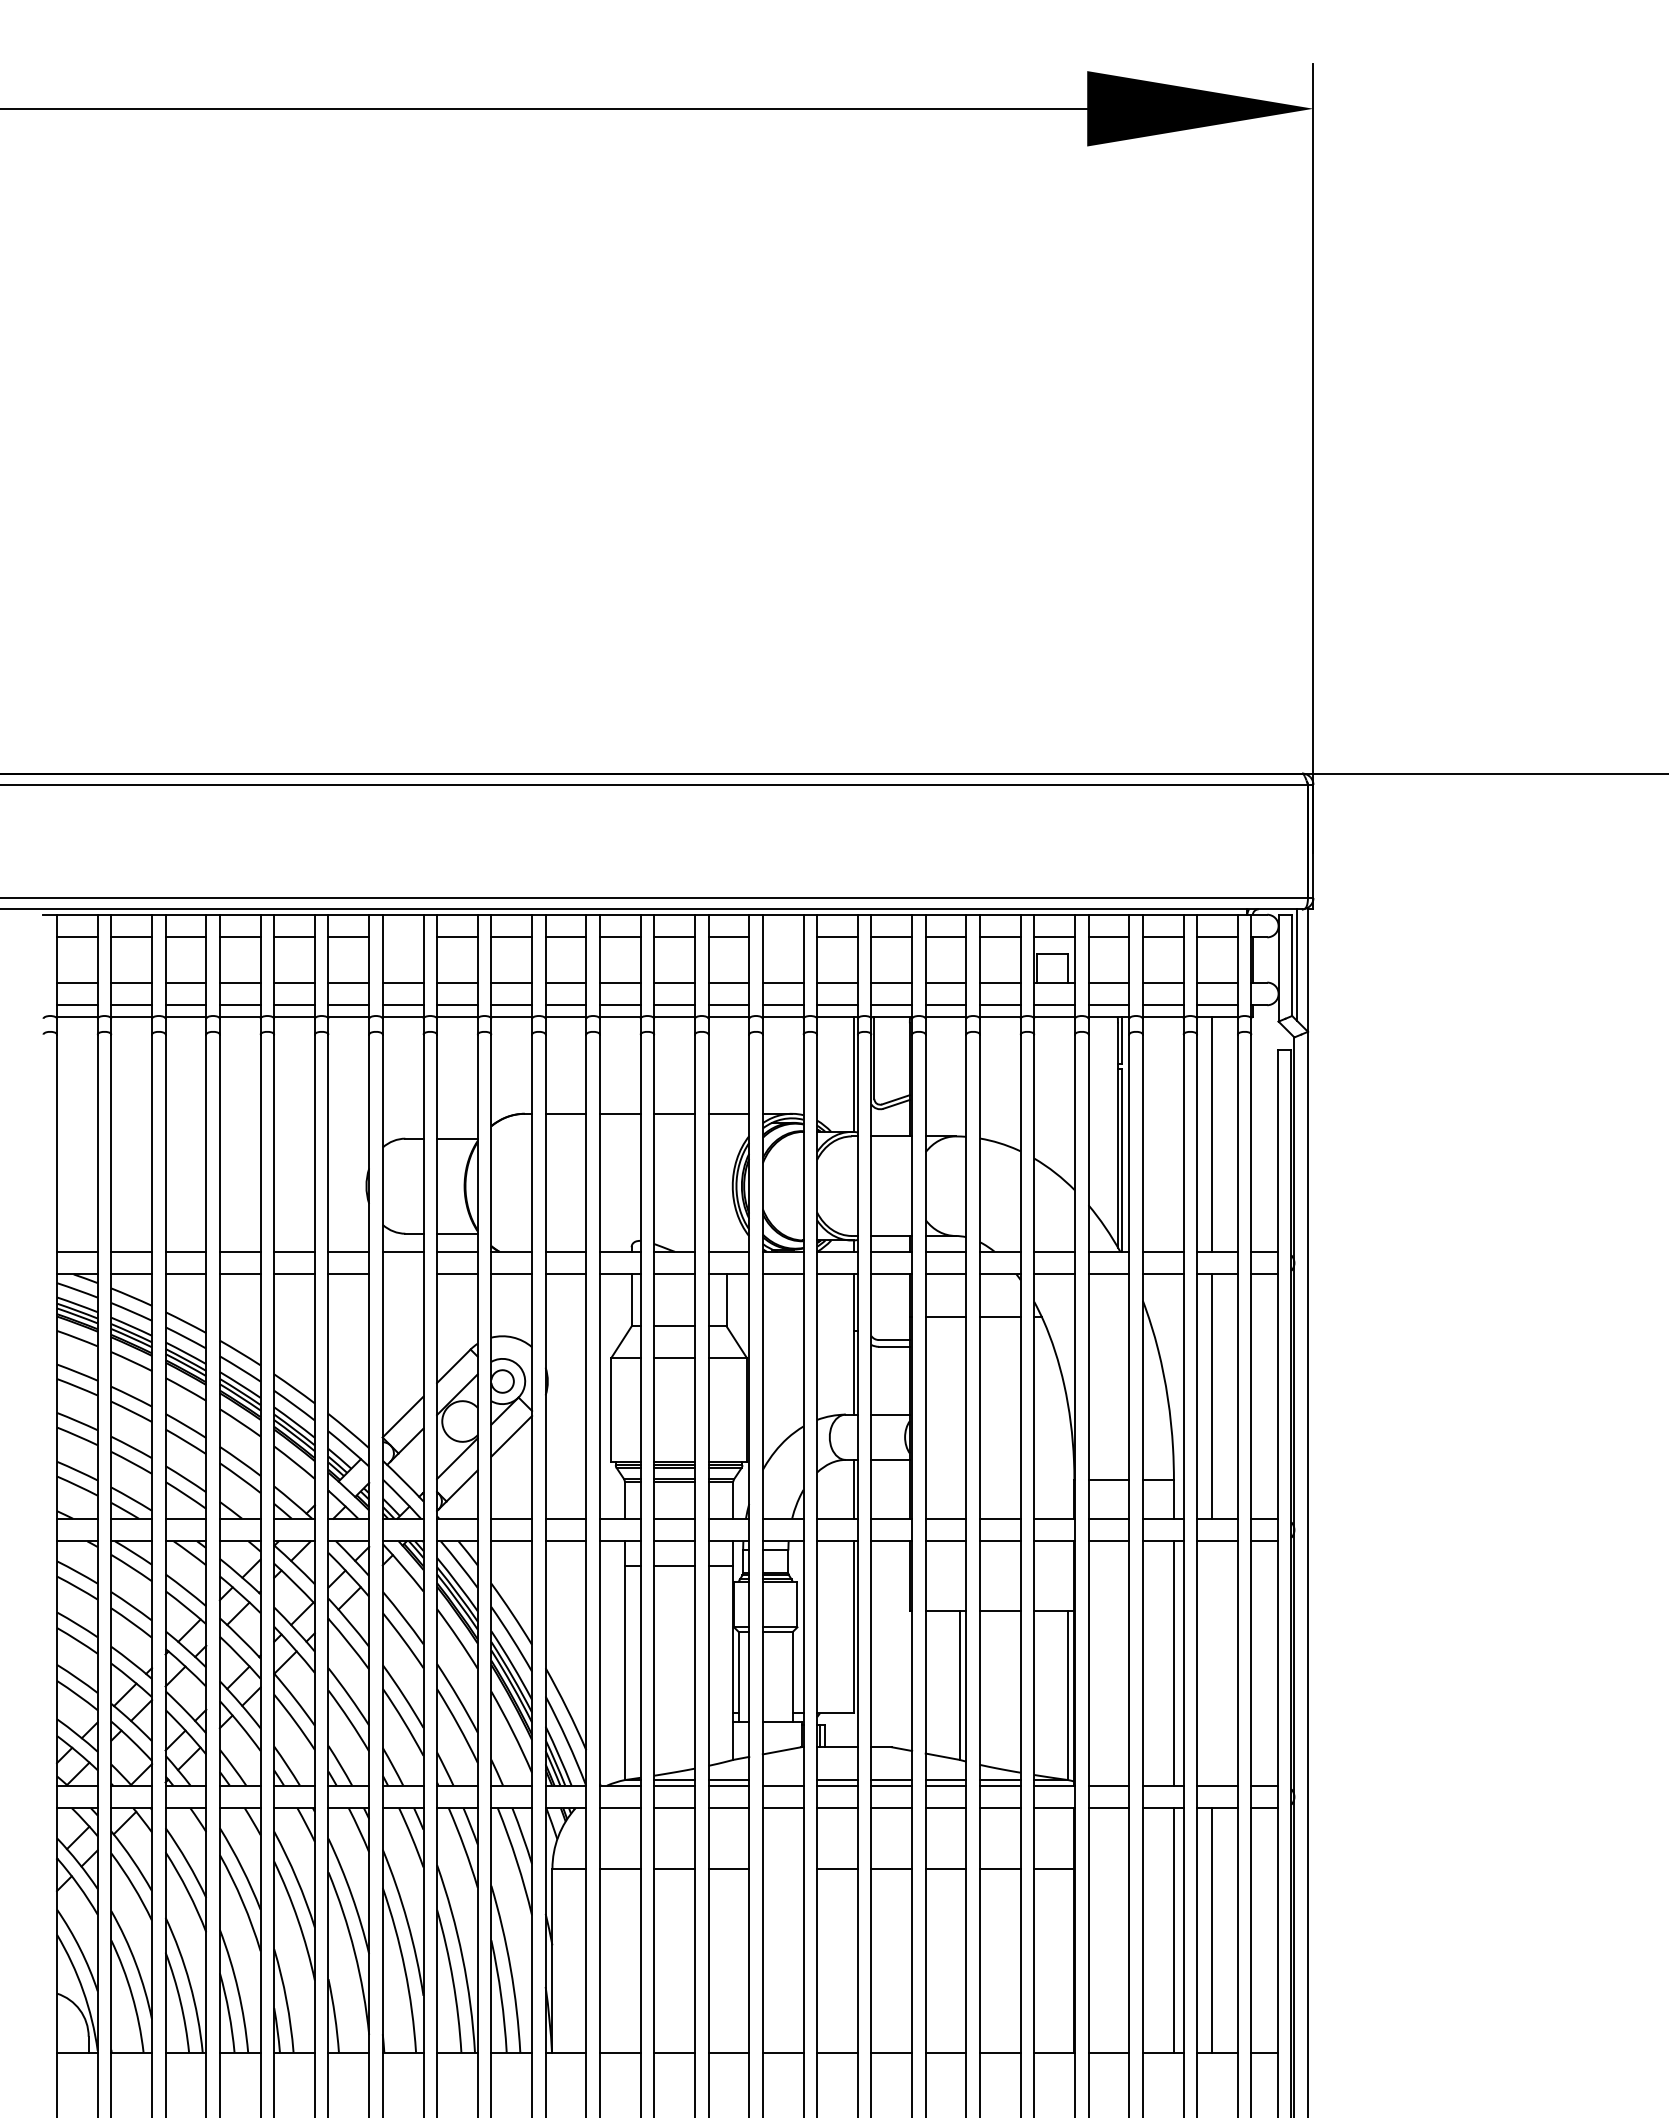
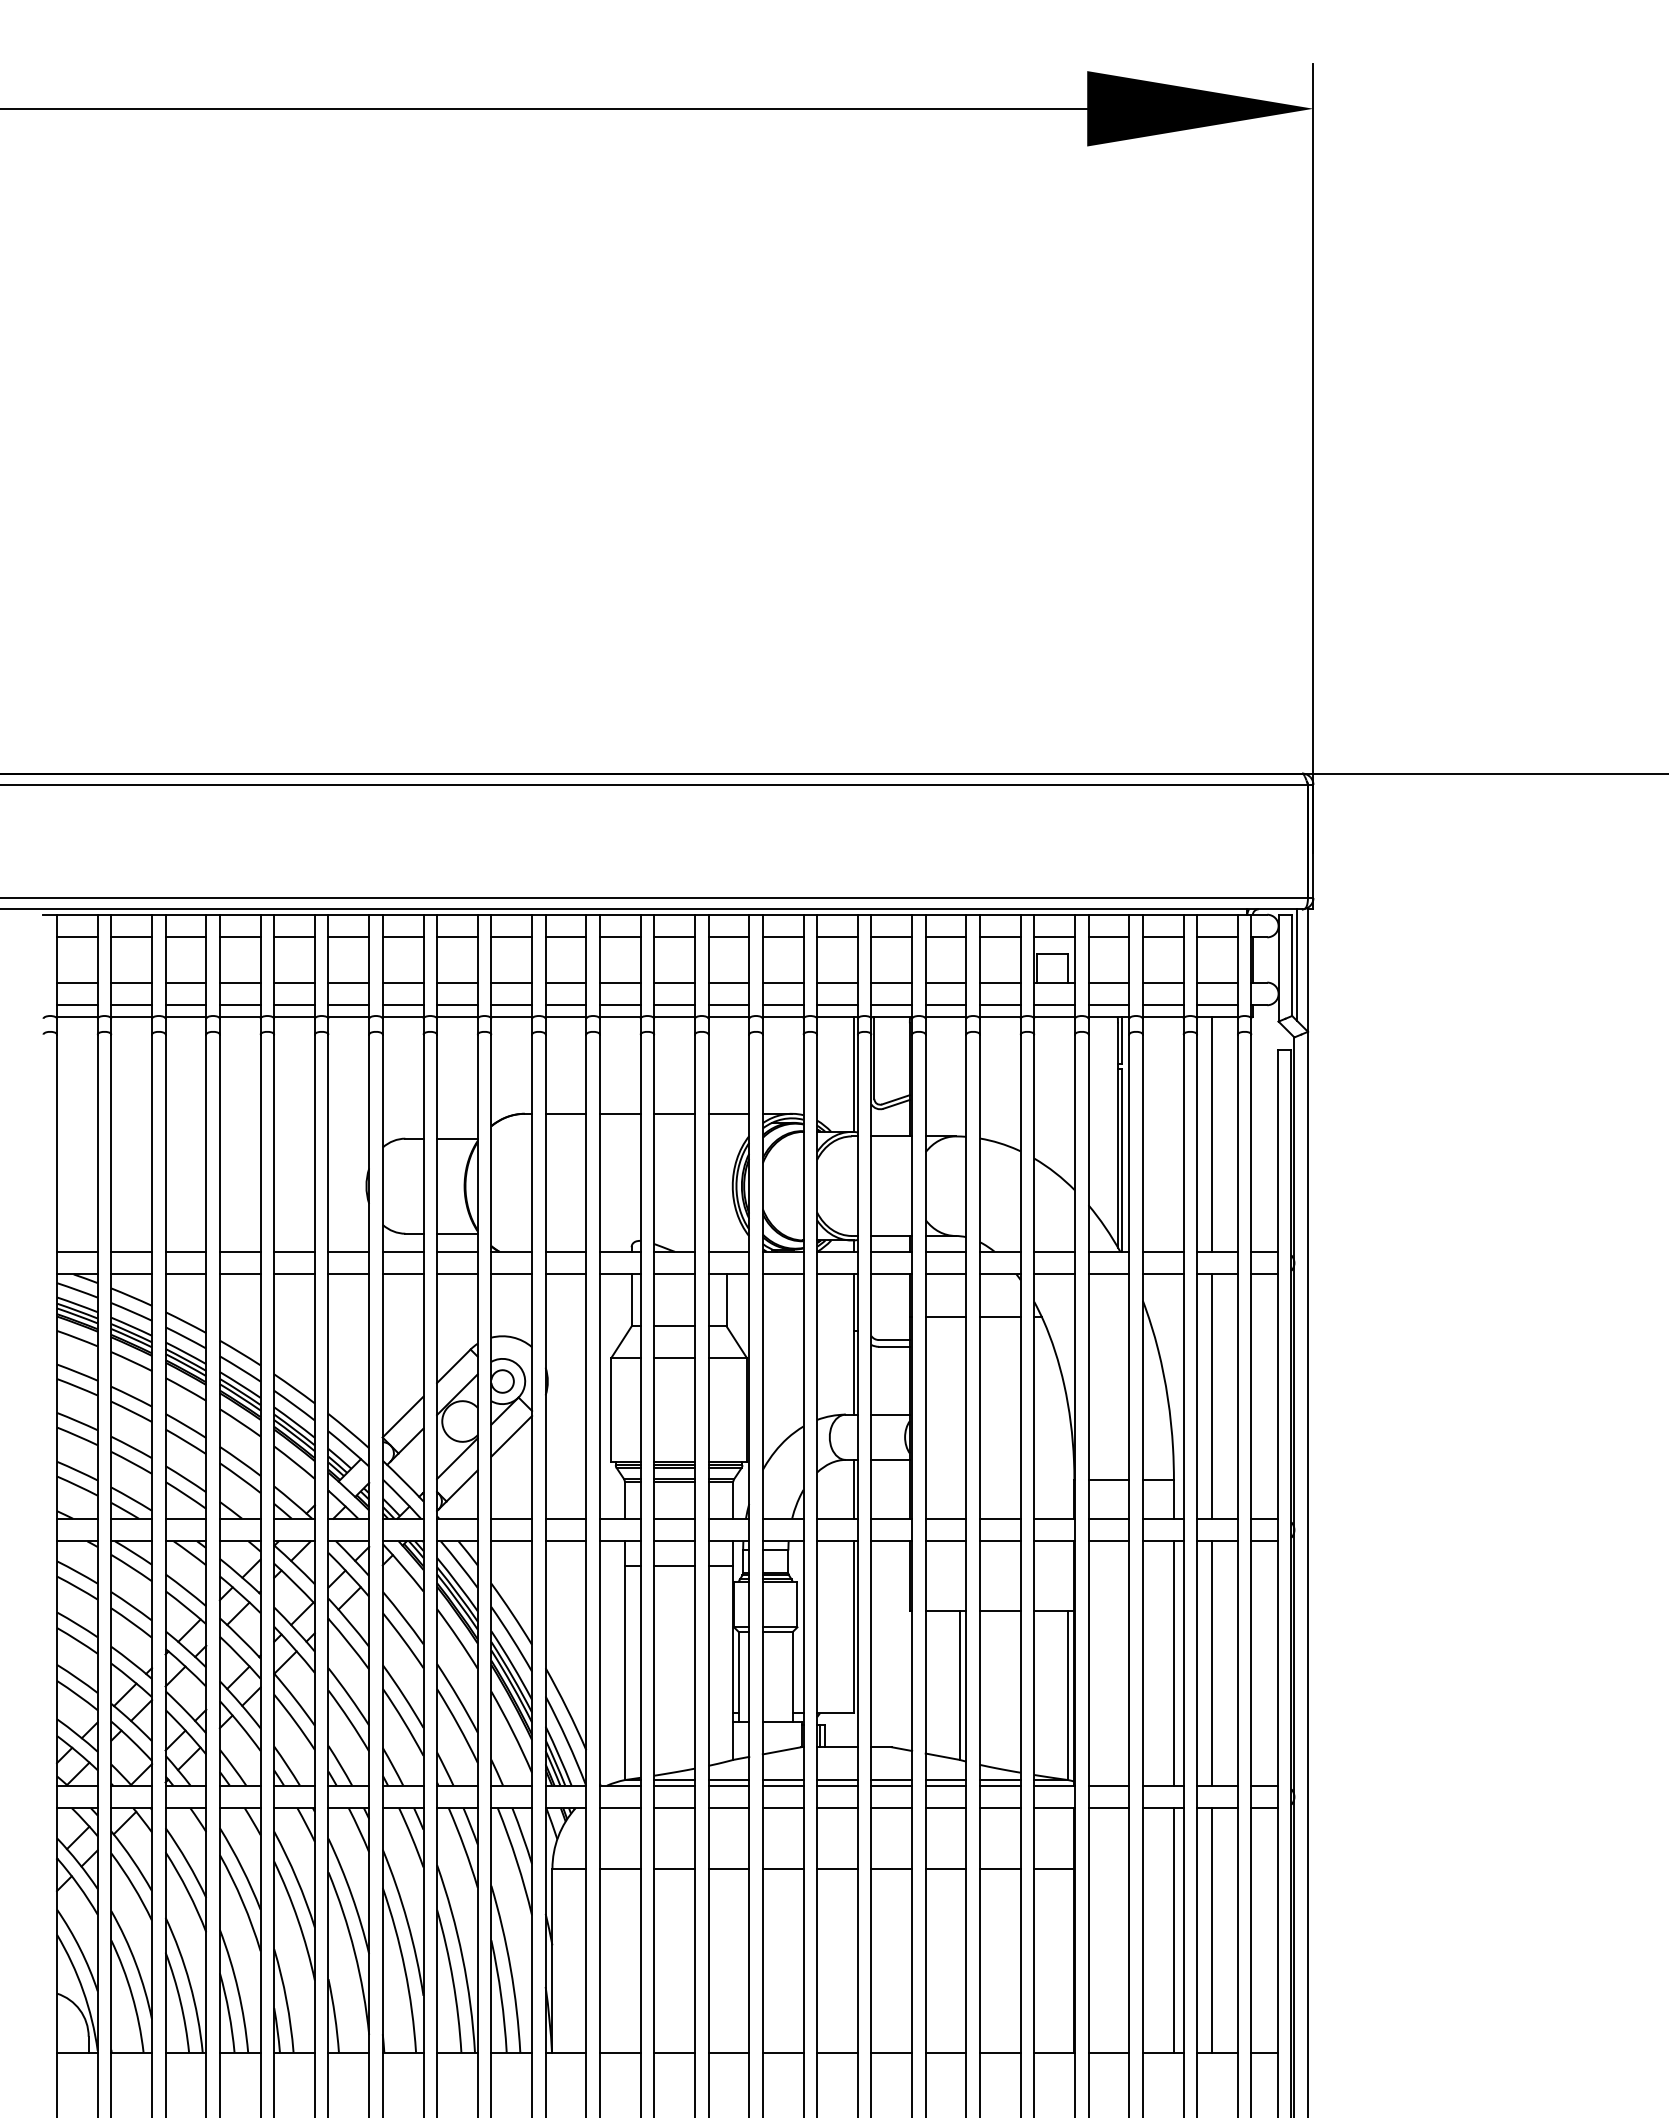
line: none -> present (402, 937)
line: none -> present (782, 937)
line: none -> present (402, 1274)
line: none -> present (1212, 1663)
line: none -> present (782, 1779)
line: none -> present (782, 1868)
